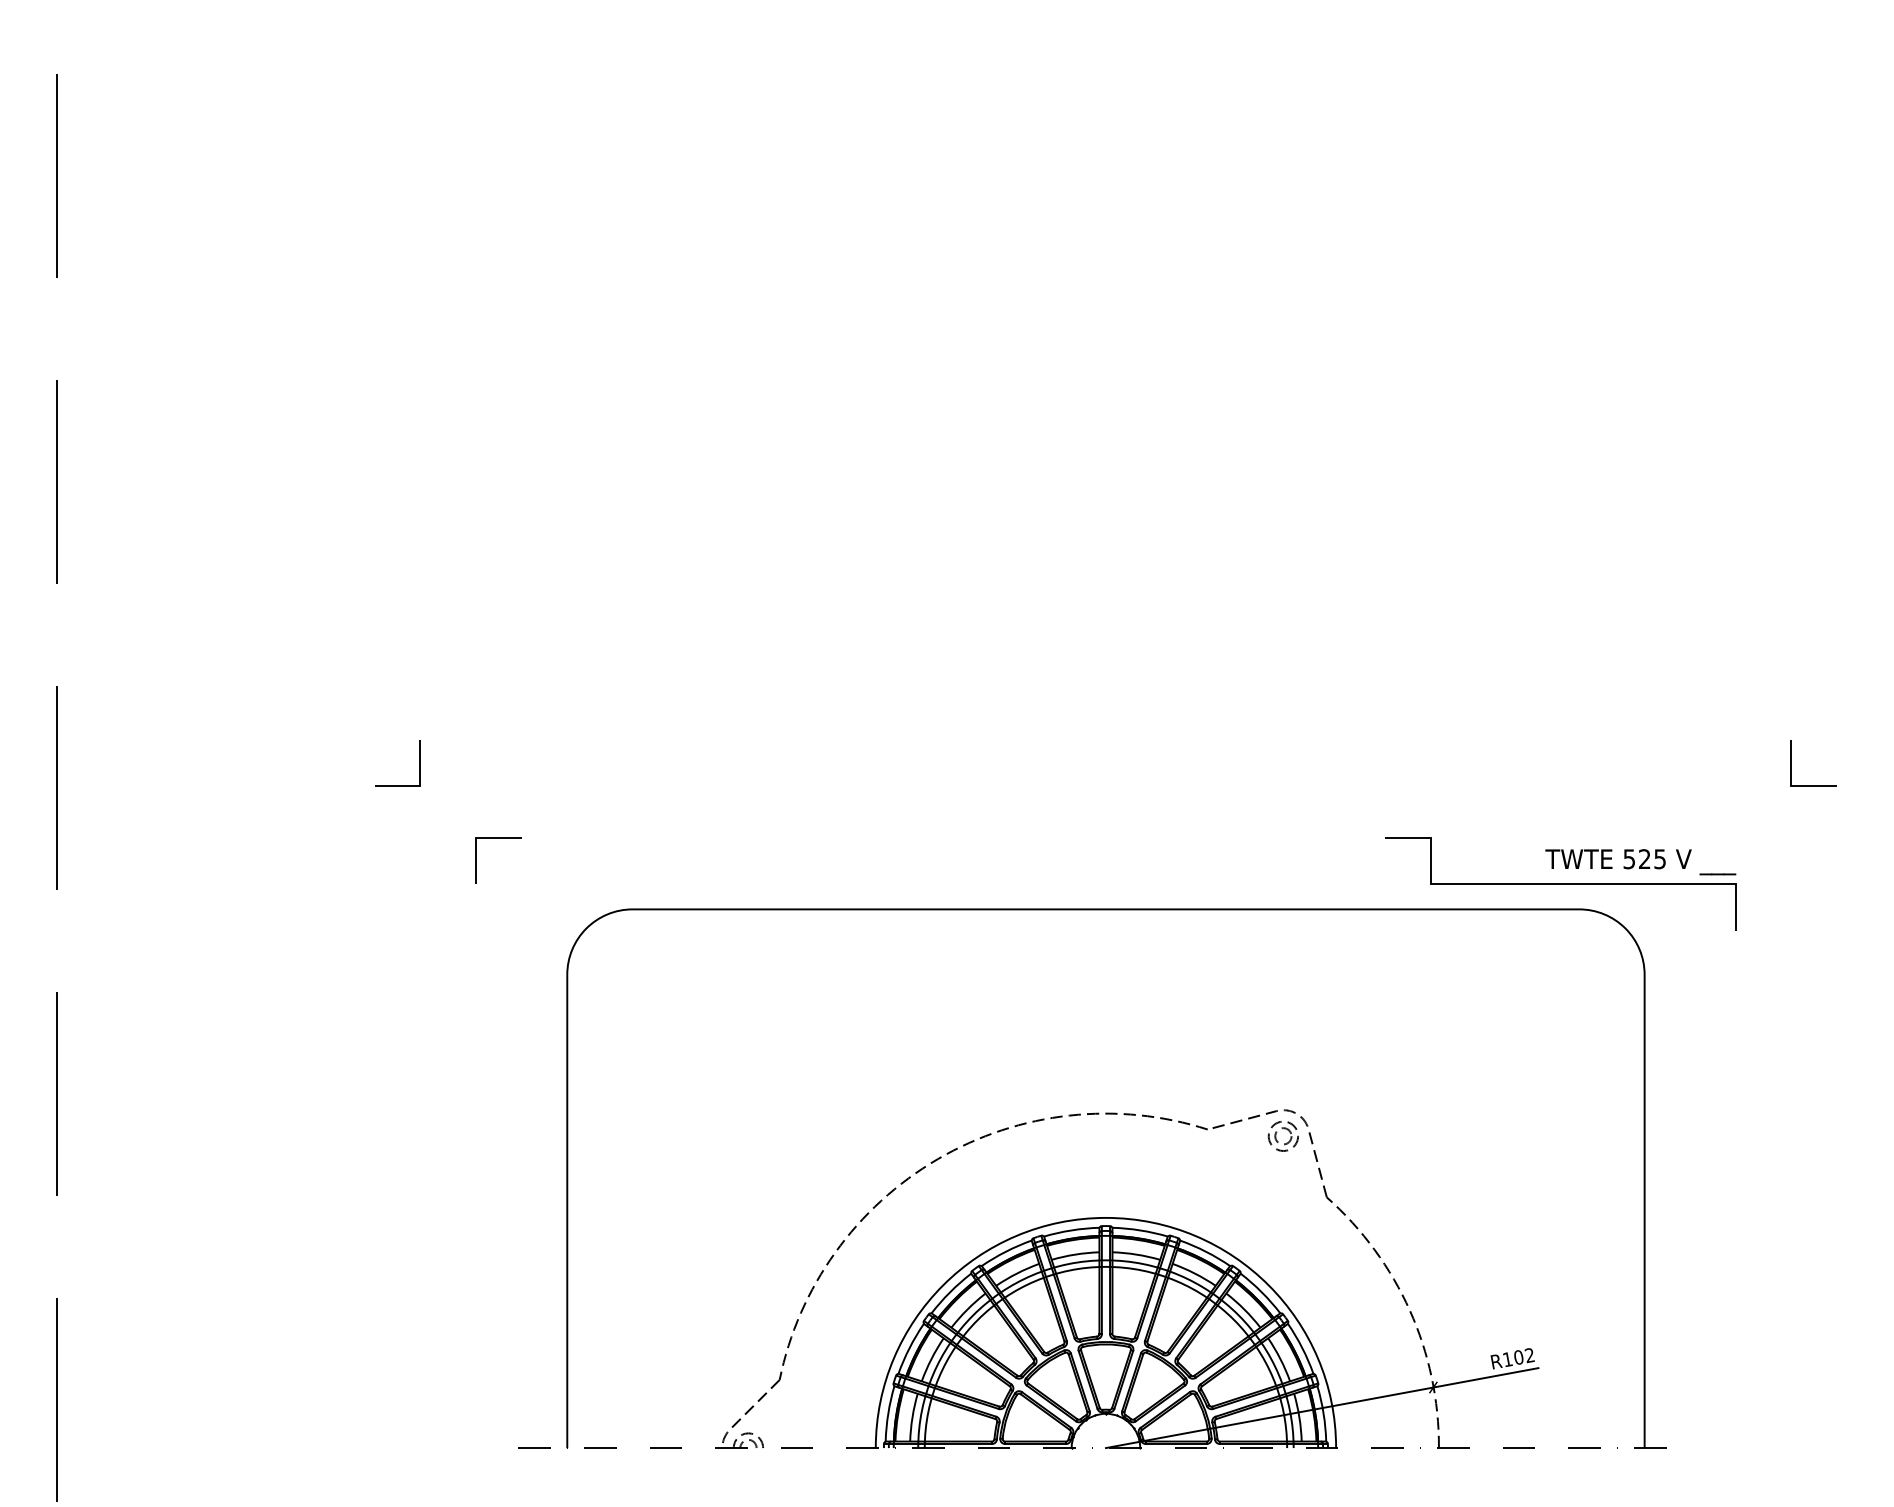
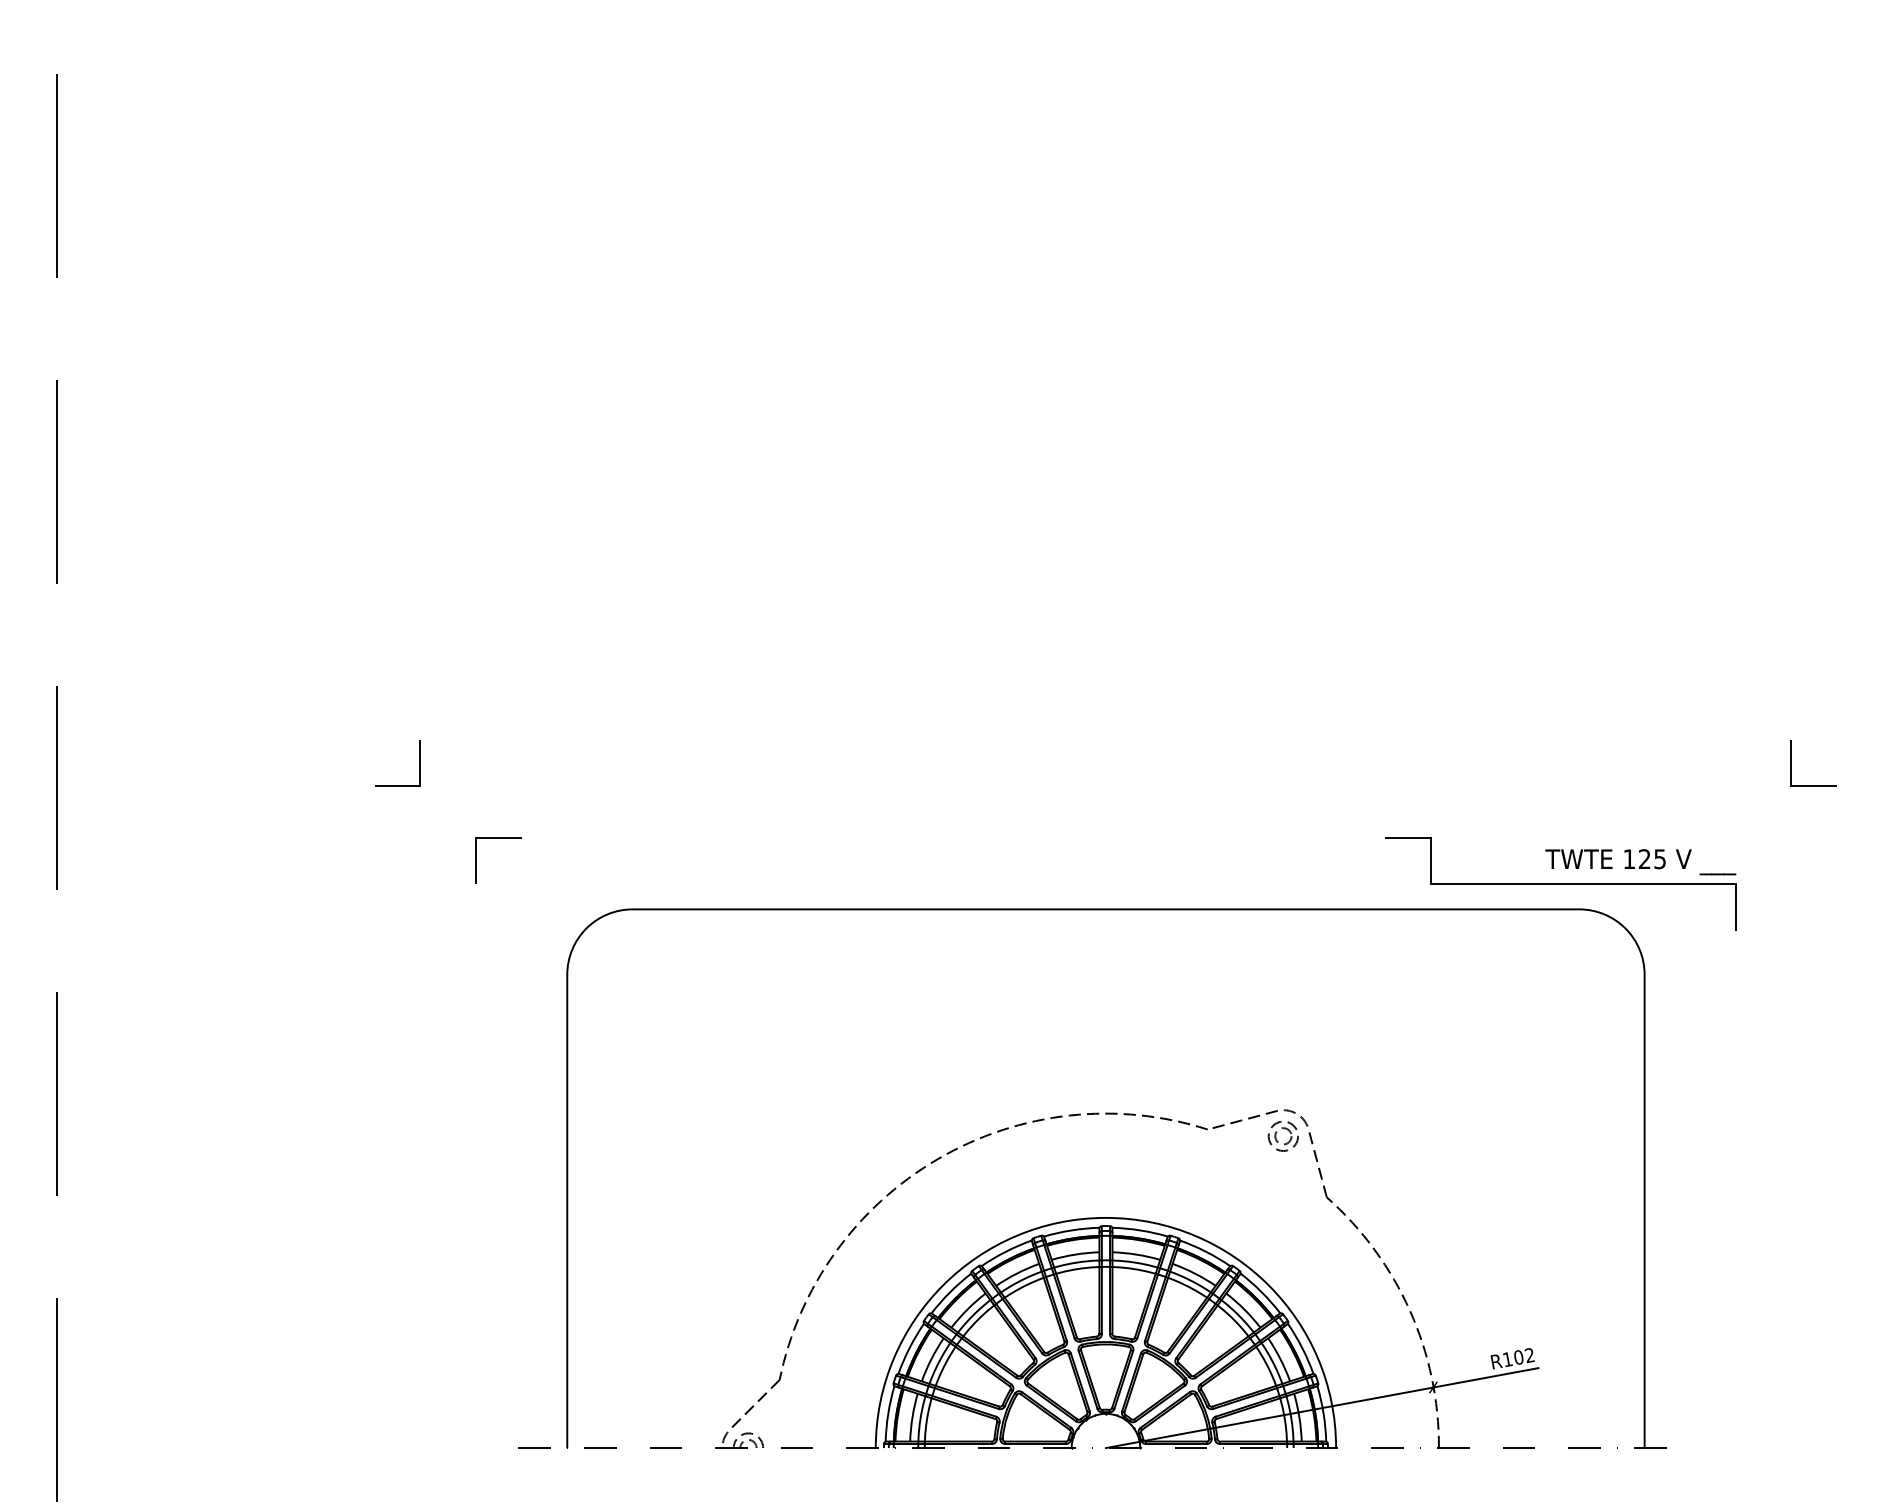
text: 525 -> 125 (1628, 859)
